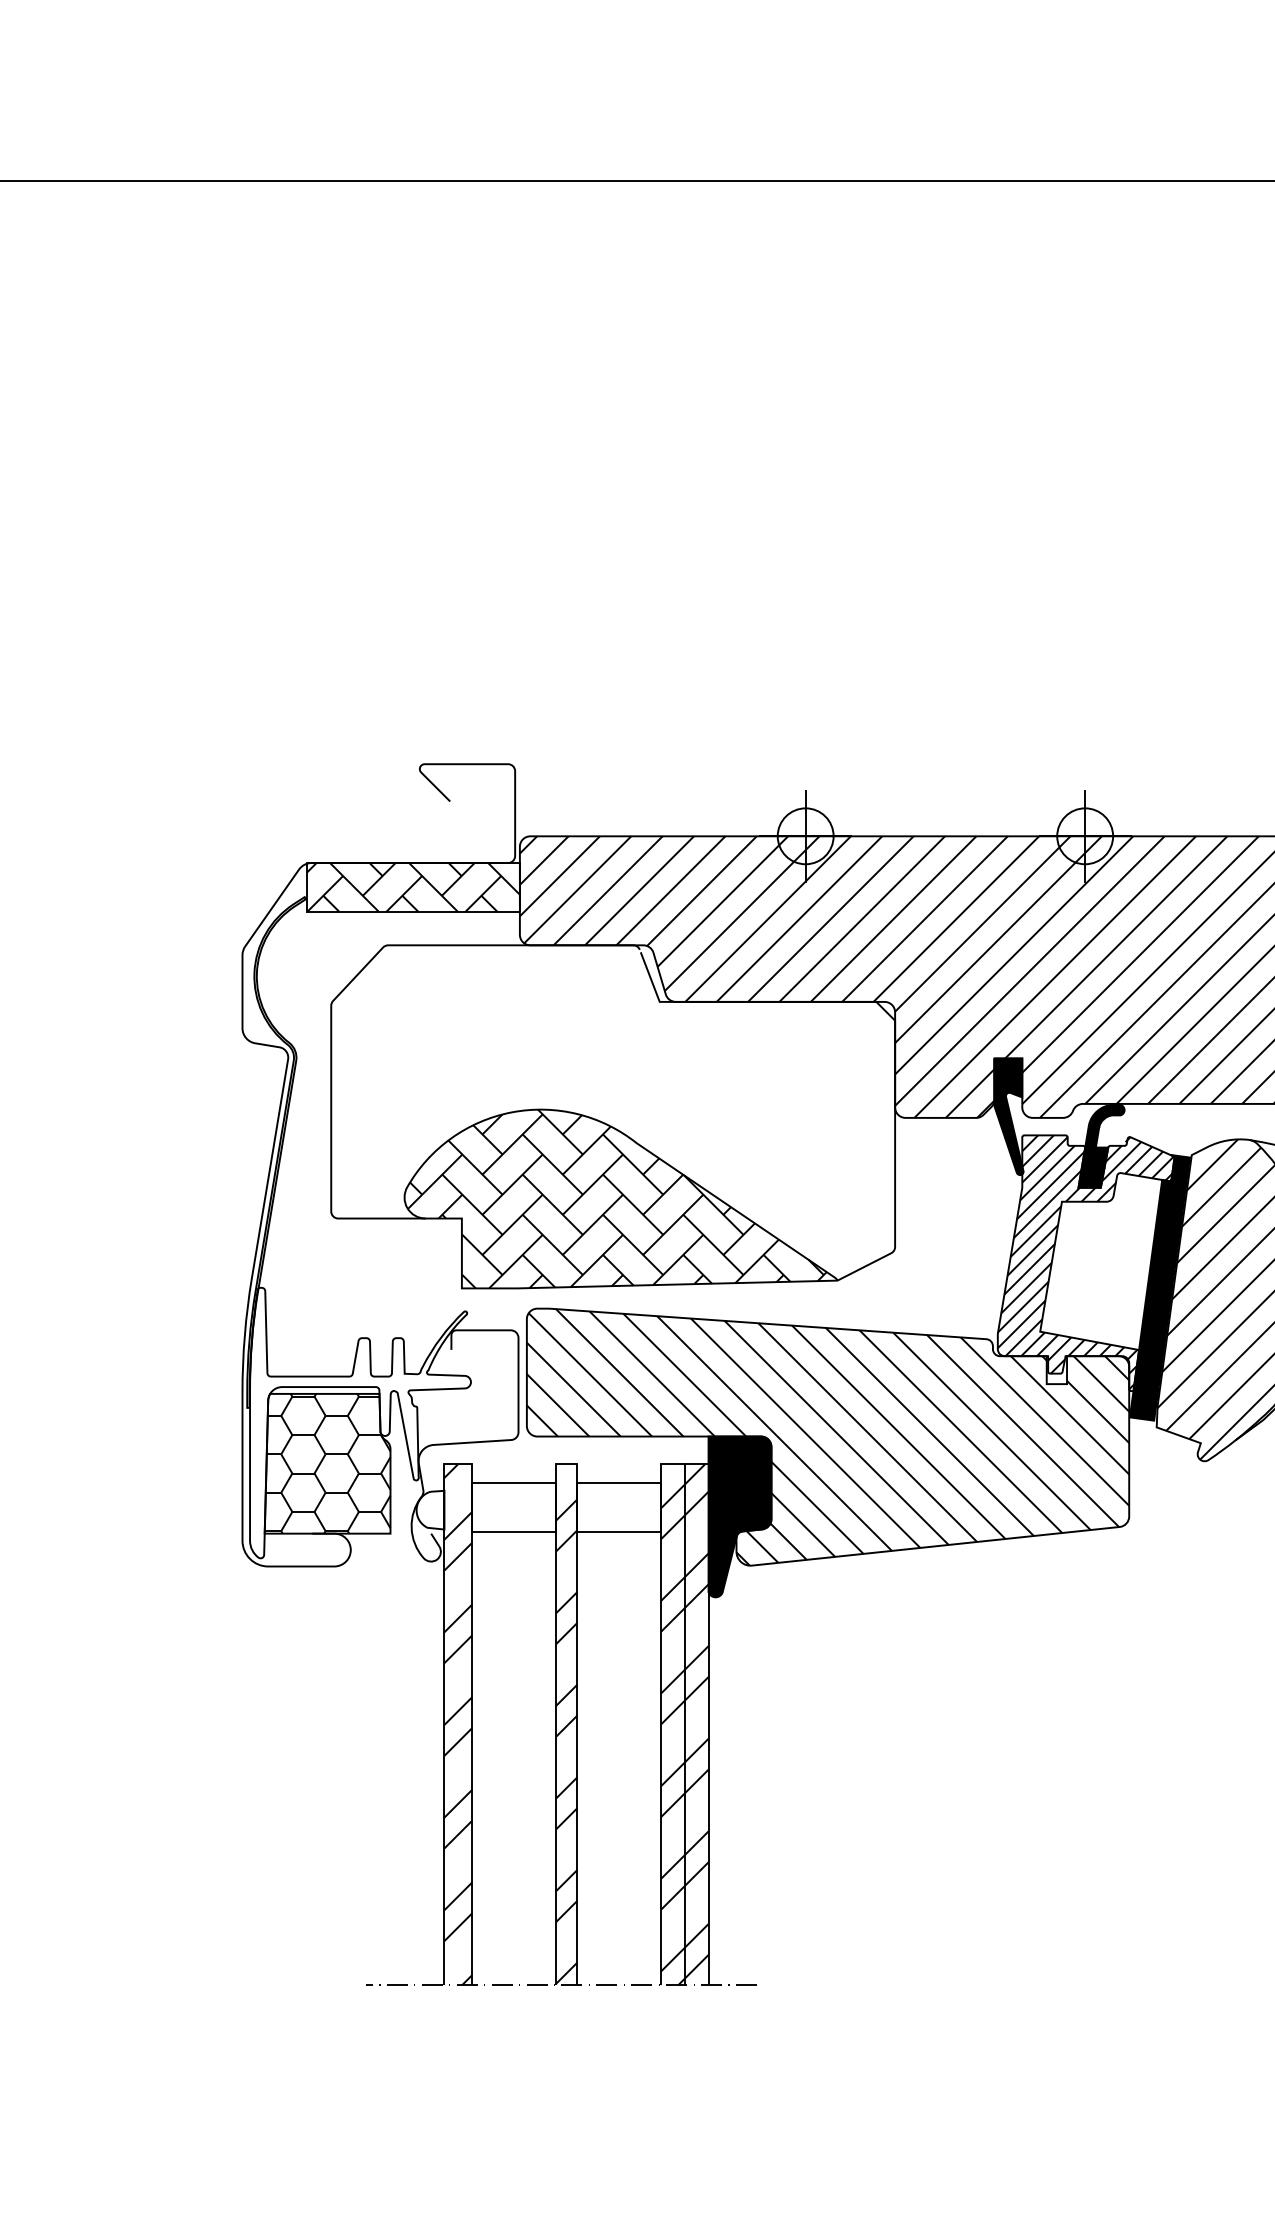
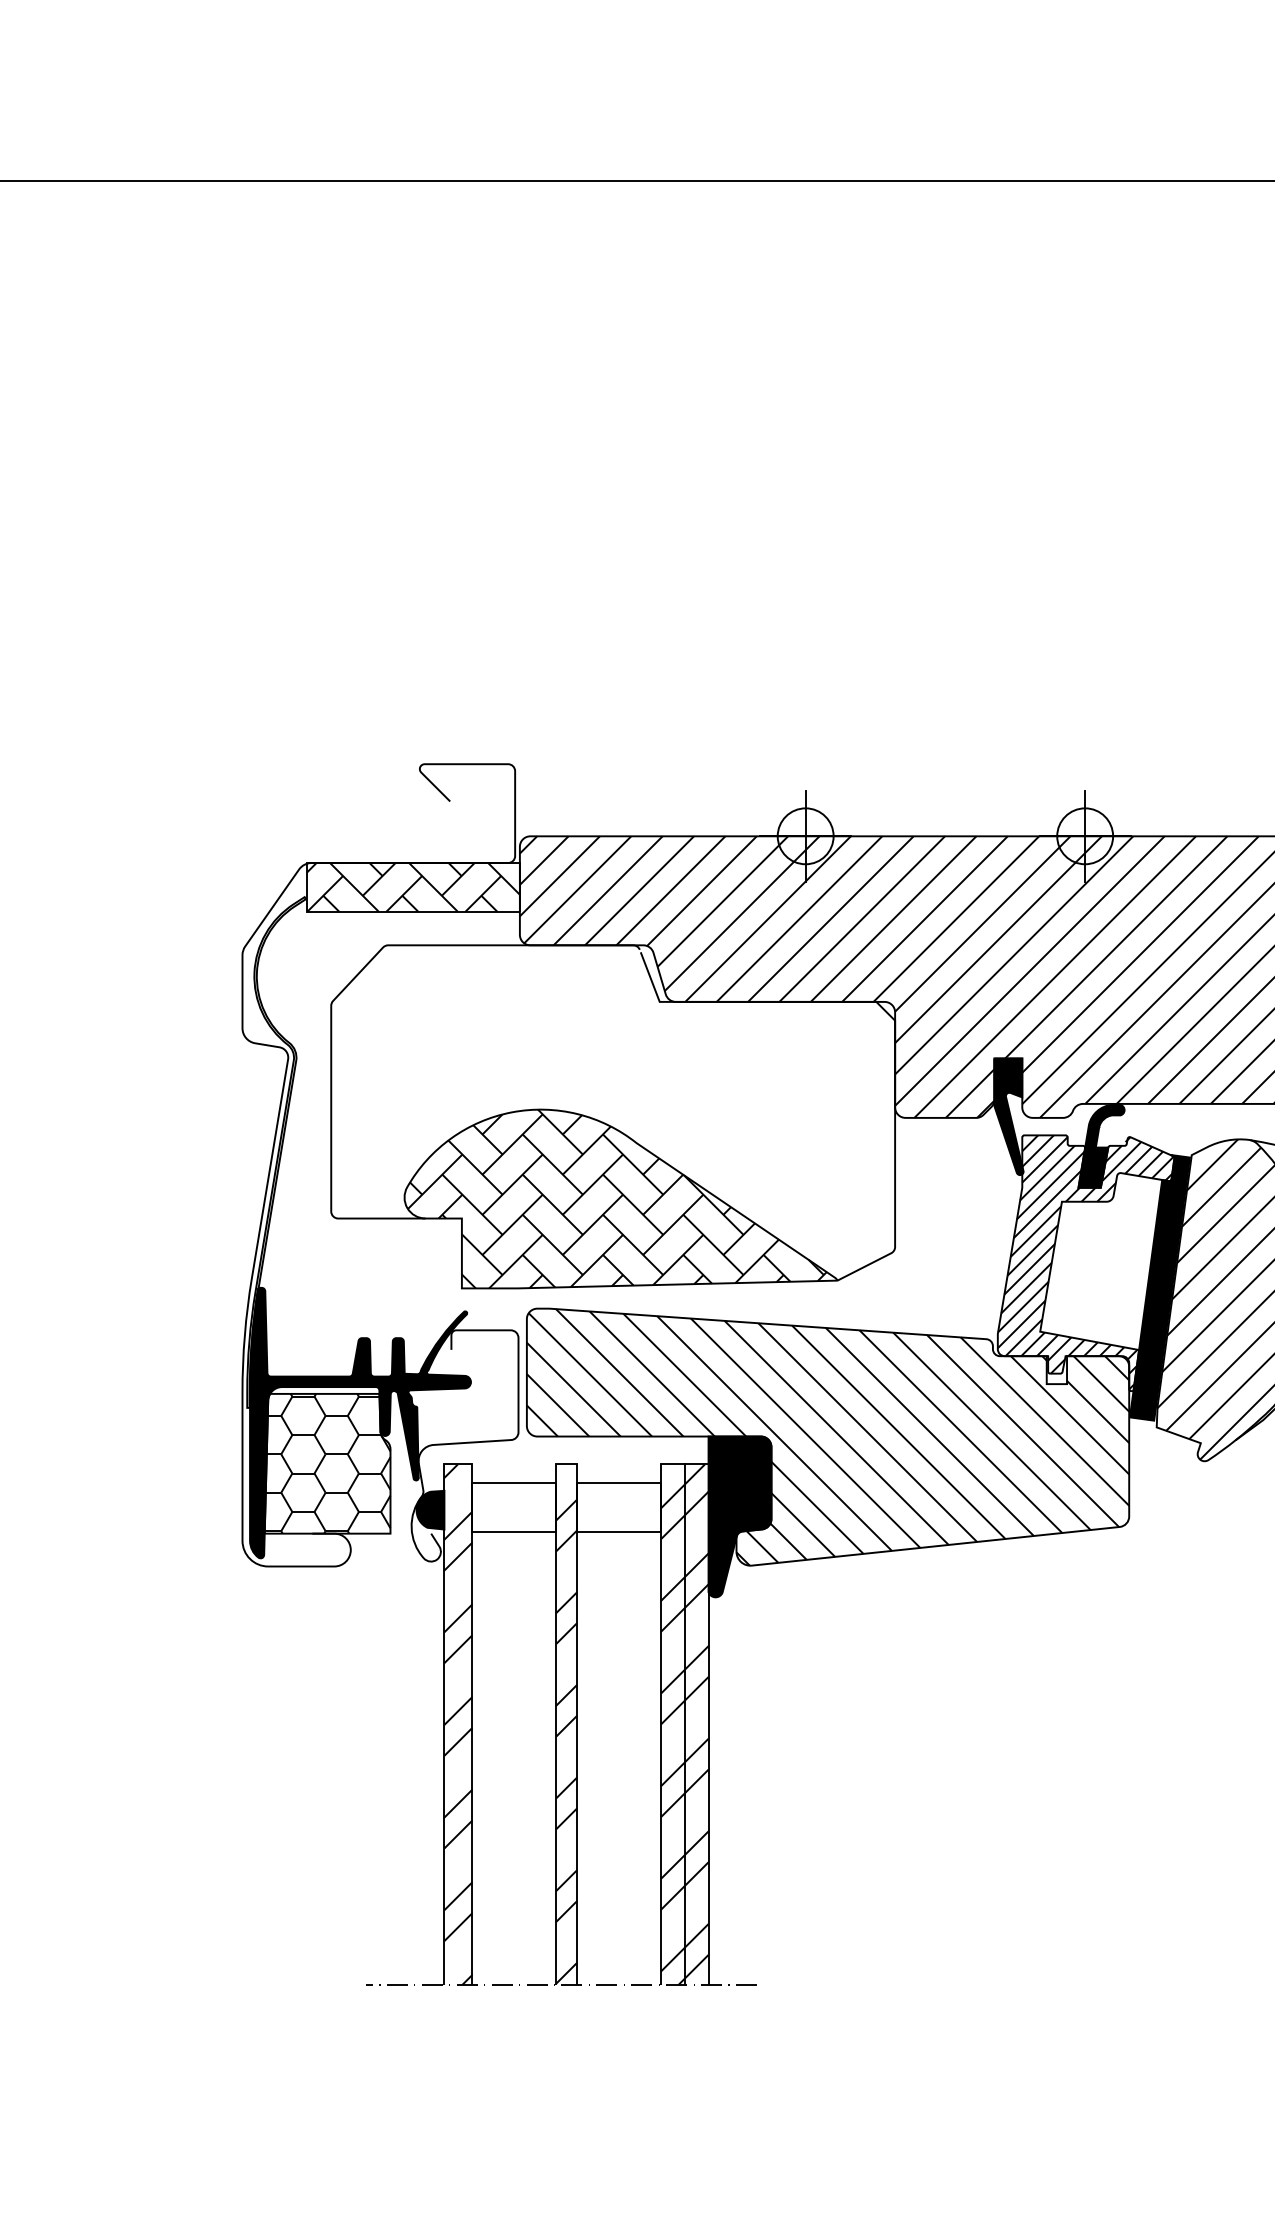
fill: none -> present (360, 1422)
fill: none -> present (430, 1509)
